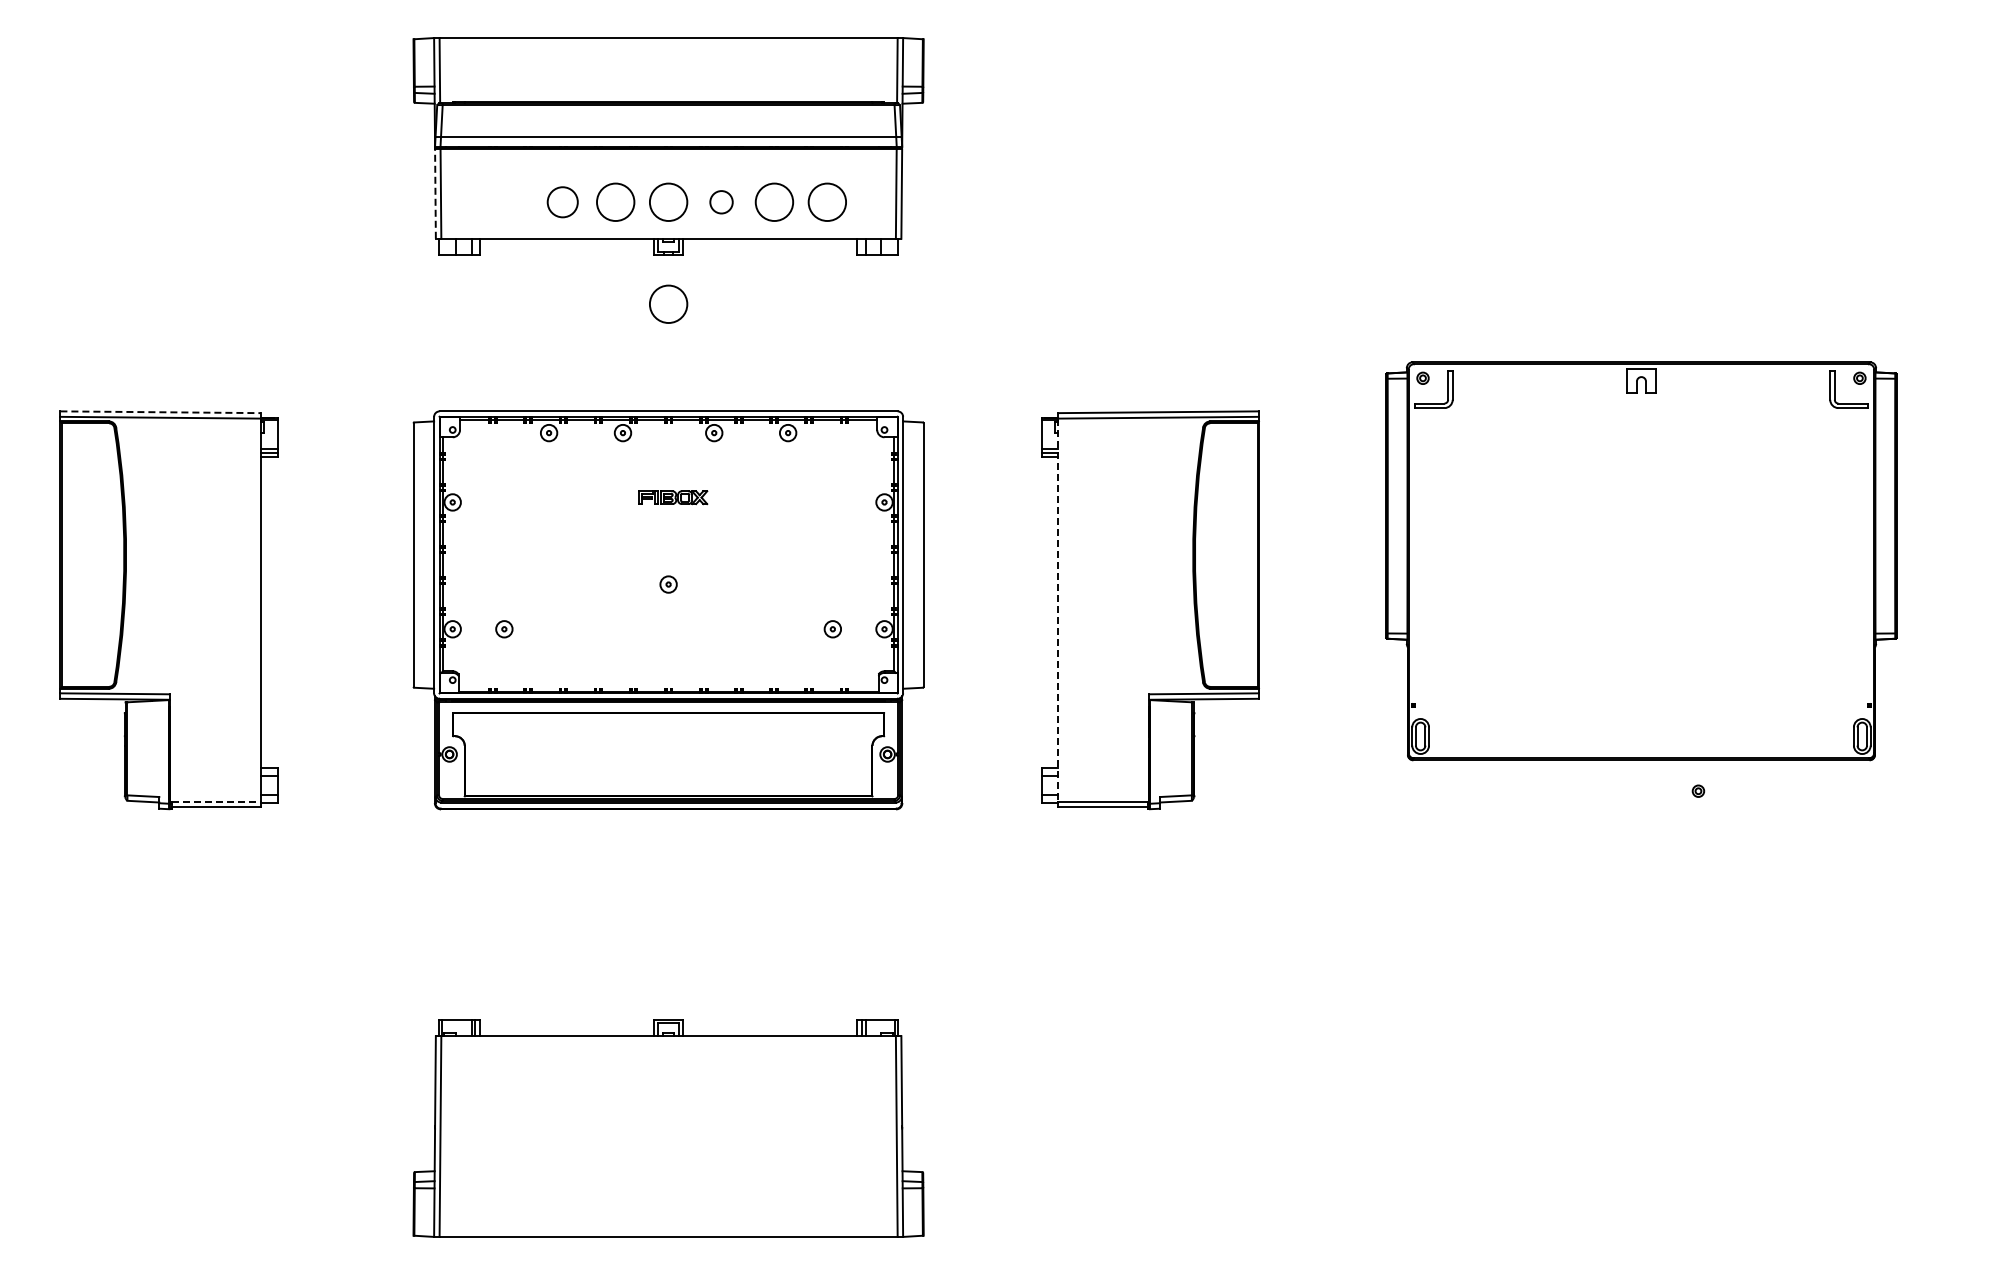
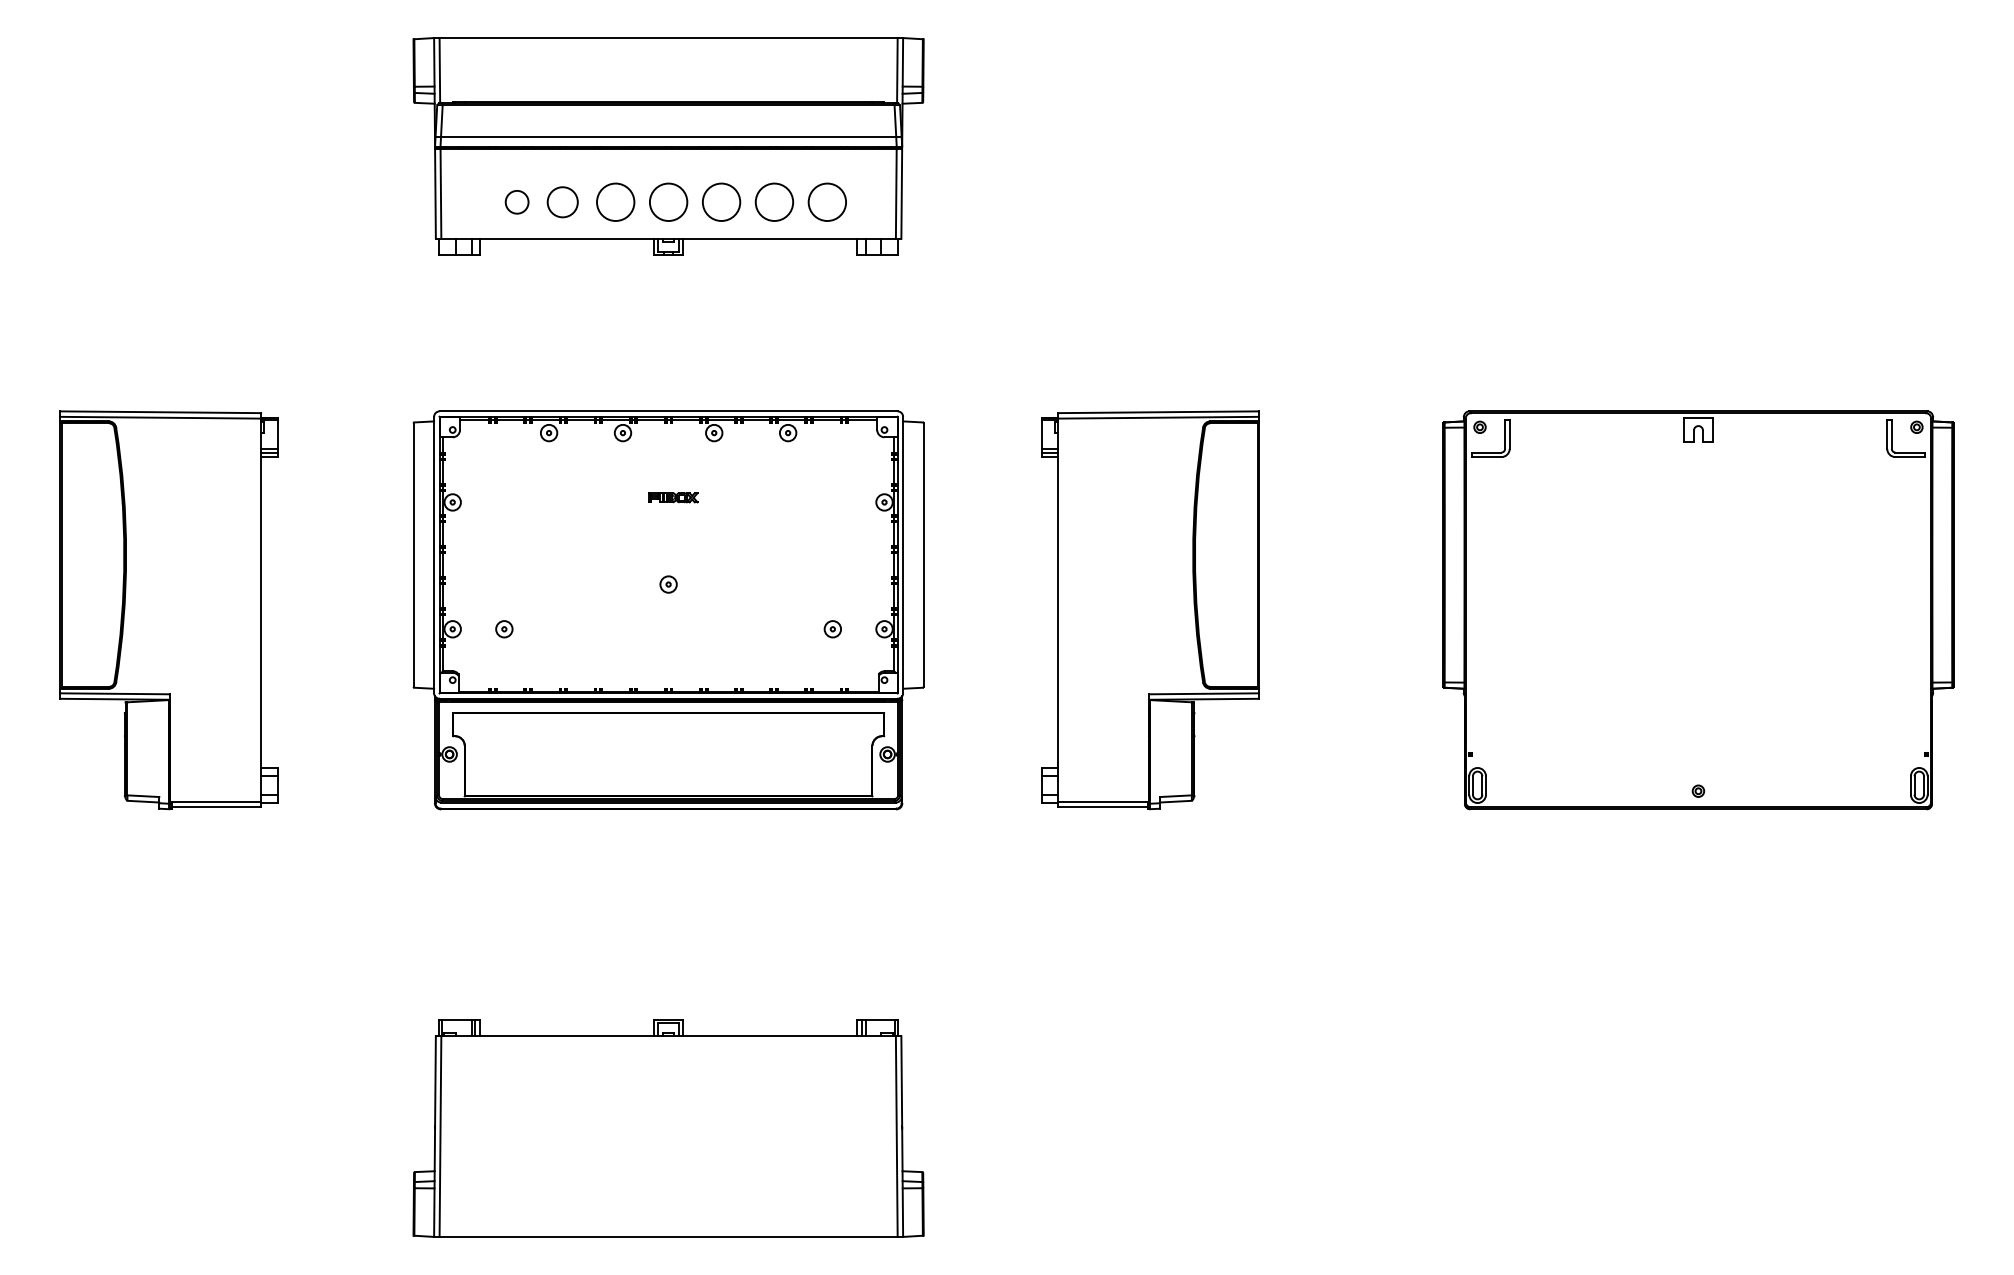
line: dashed -> solid (435, 194)
circle: none -> present (516, 202)
circle diameter: 22 px -> 37 px (721, 202)
circle: present -> none (668, 303)
line: dashed -> solid (161, 412)
part size: 71x16 px -> 51x12 px (673, 497)
part position: (1641, 561) -> (1698, 610) (1698, 610)
line: dashed -> solid (1058, 610)
line: dashed -> solid (216, 801)
